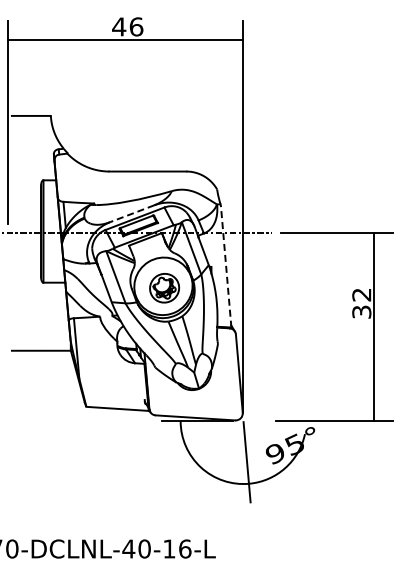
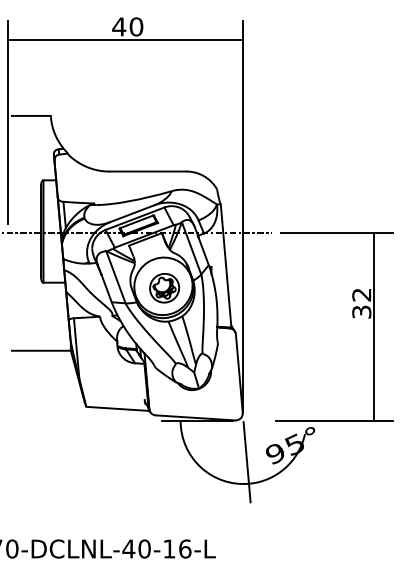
text: 46 -> 40 (136, 26)
line: dashed -> solid (131, 213)
line: dashed -> solid (226, 266)
